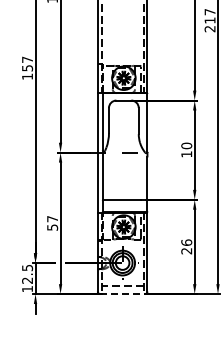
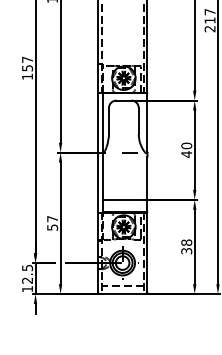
text: 10 -> 40 (186, 154)
text: 26 -> 38 (186, 246)
line: dashed -> solid (123, 294)
